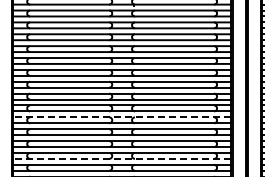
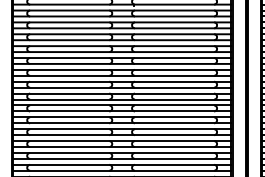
line: dashed -> solid (121, 117)
line: dashed -> solid (121, 158)
